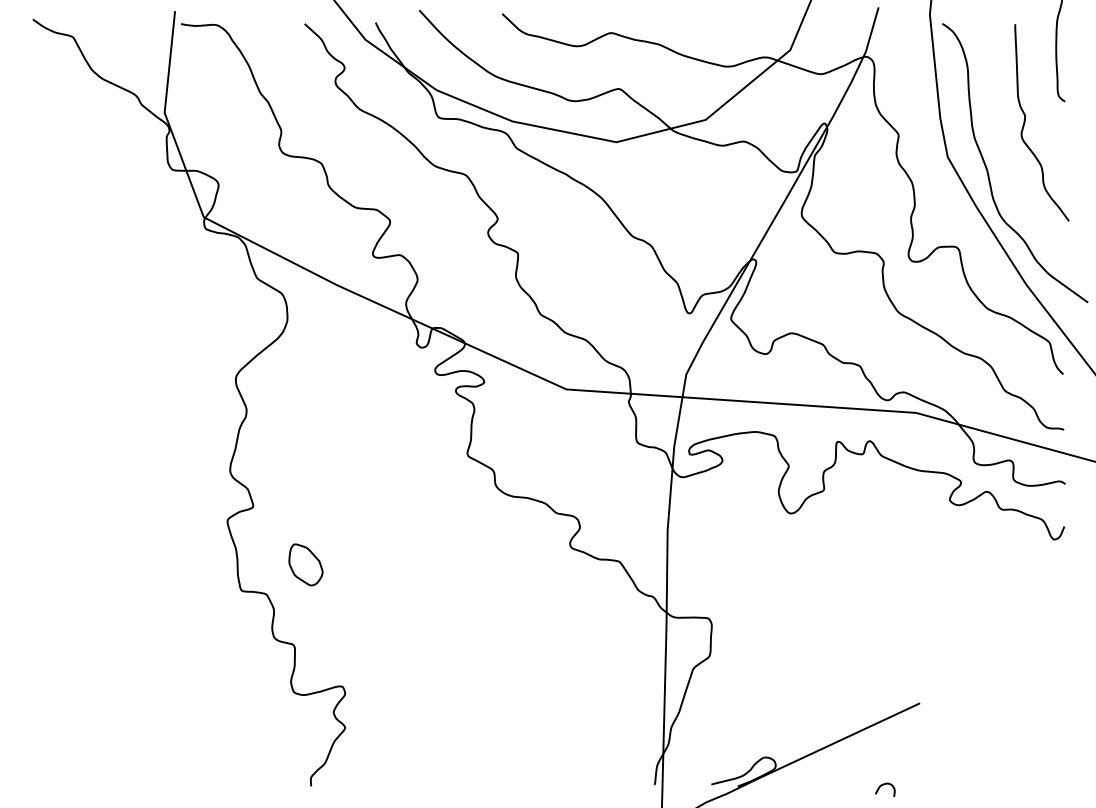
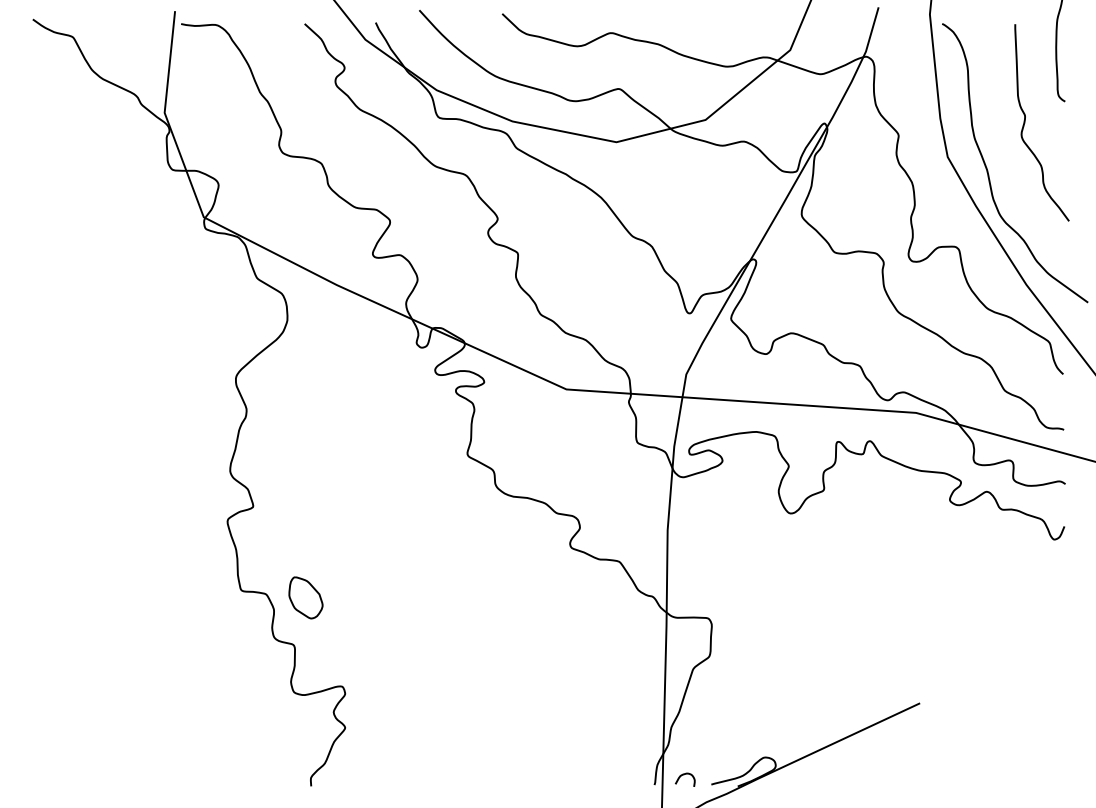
part position: (305, 564) -> (305, 597) (305, 597)
curve position: (884, 785) -> (684, 775) (684, 775)
